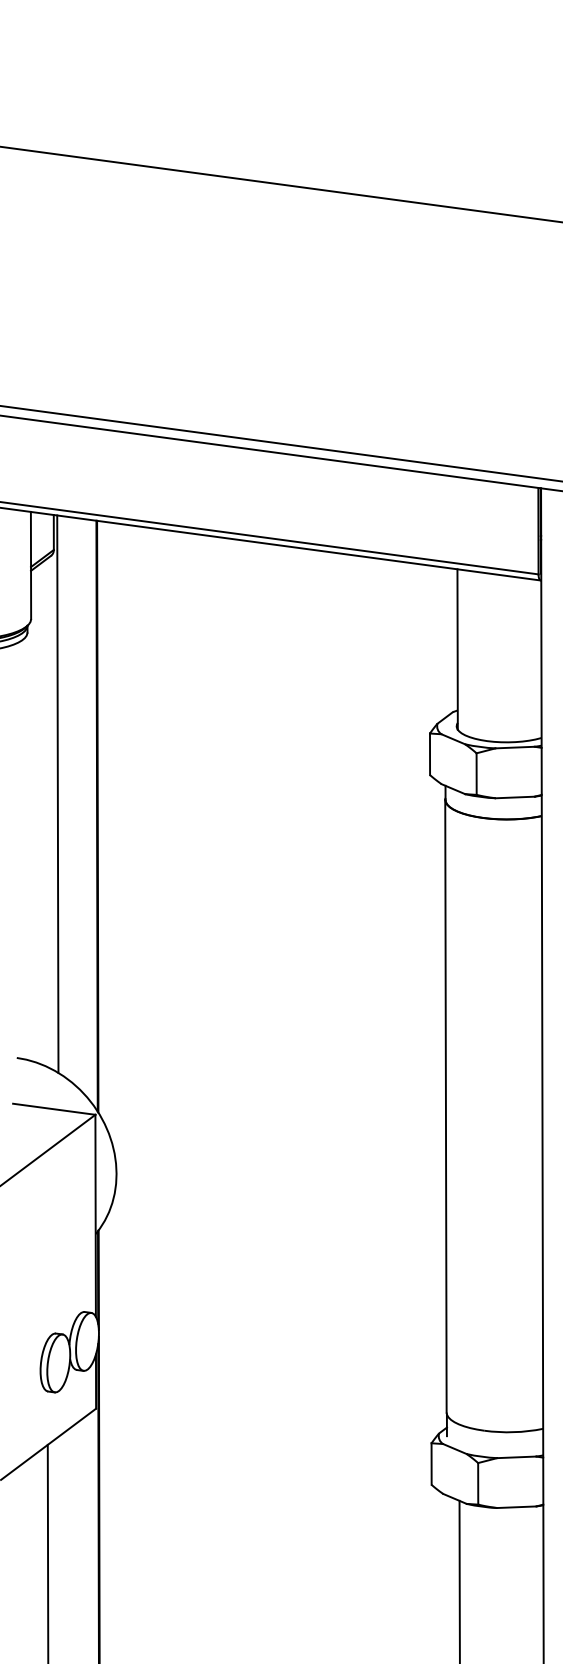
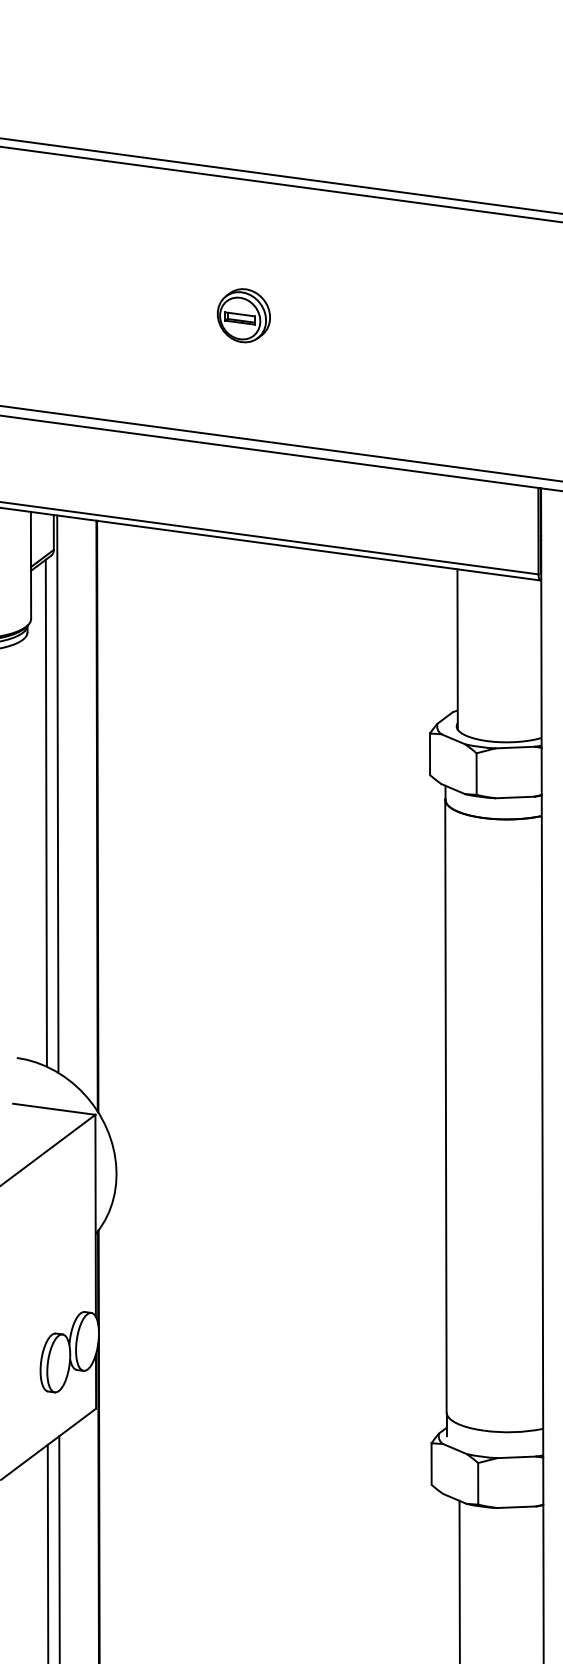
line: none -> present (280, 175)
part: none -> present (243, 315)
line: none -> present (45, 812)
line: none -> present (59, 1548)
